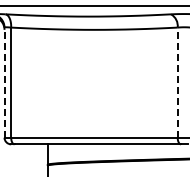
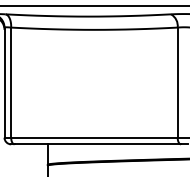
line: dashed -> solid (4, 82)
line: dashed -> solid (177, 82)
